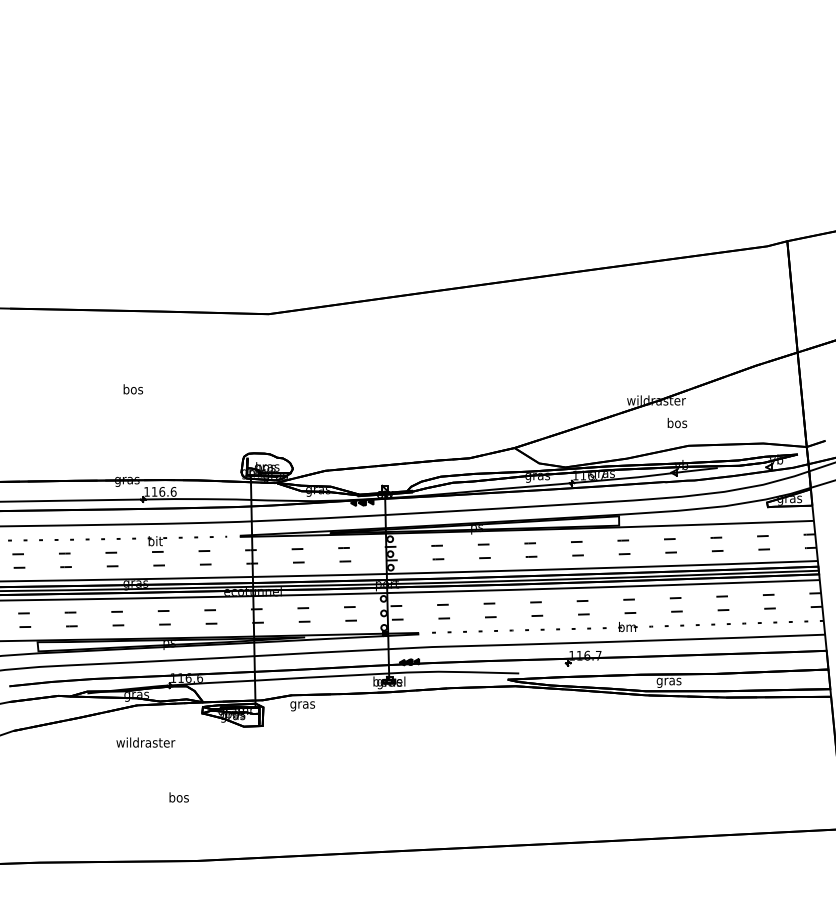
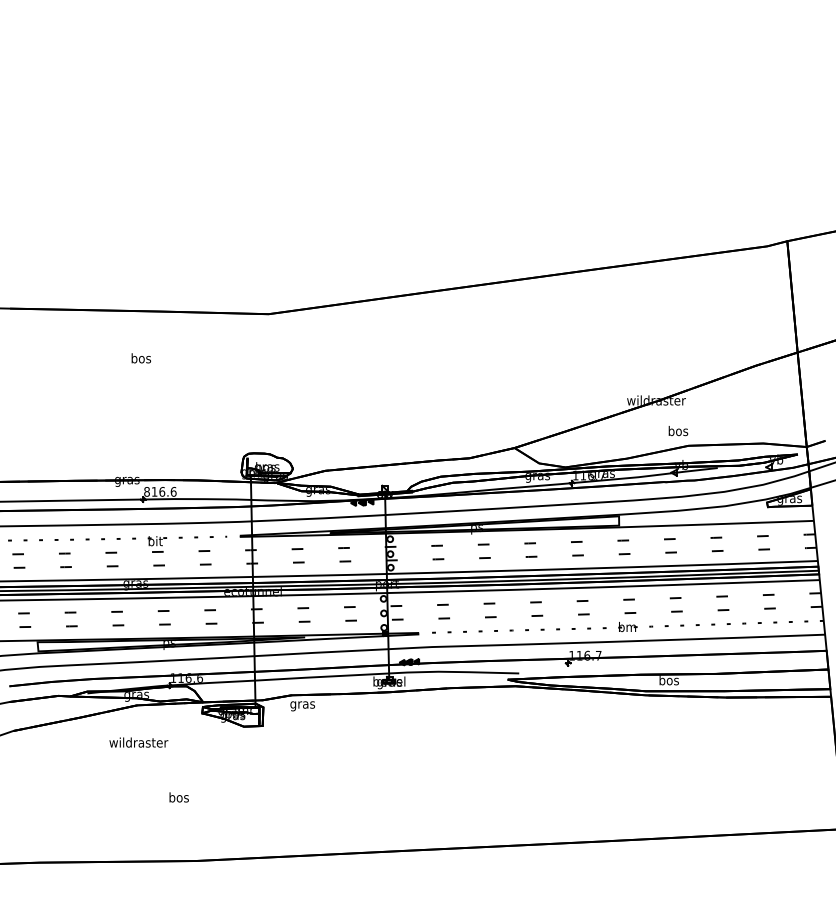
text position: (132, 389) -> (140, 358) (140, 358)
text position: (677, 423) -> (678, 431) (678, 431)
text: 116.6 -> 816.6 (146, 491)
text: gras -> bos (668, 681)
text position: (145, 742) -> (138, 742) (138, 742)
